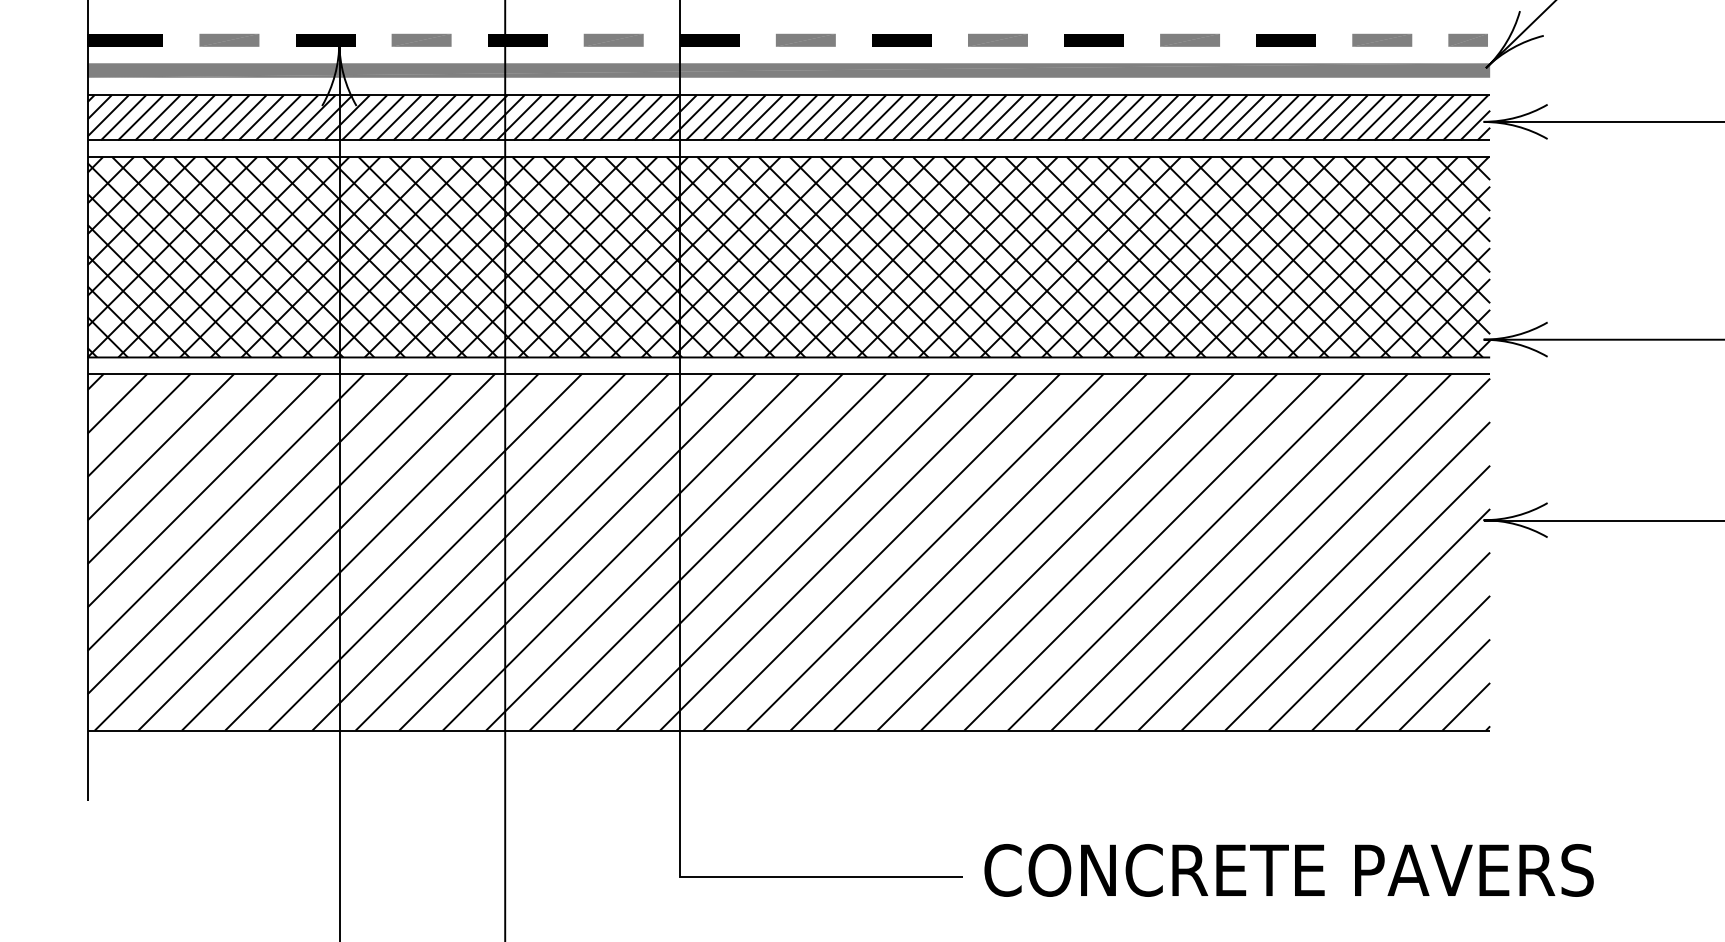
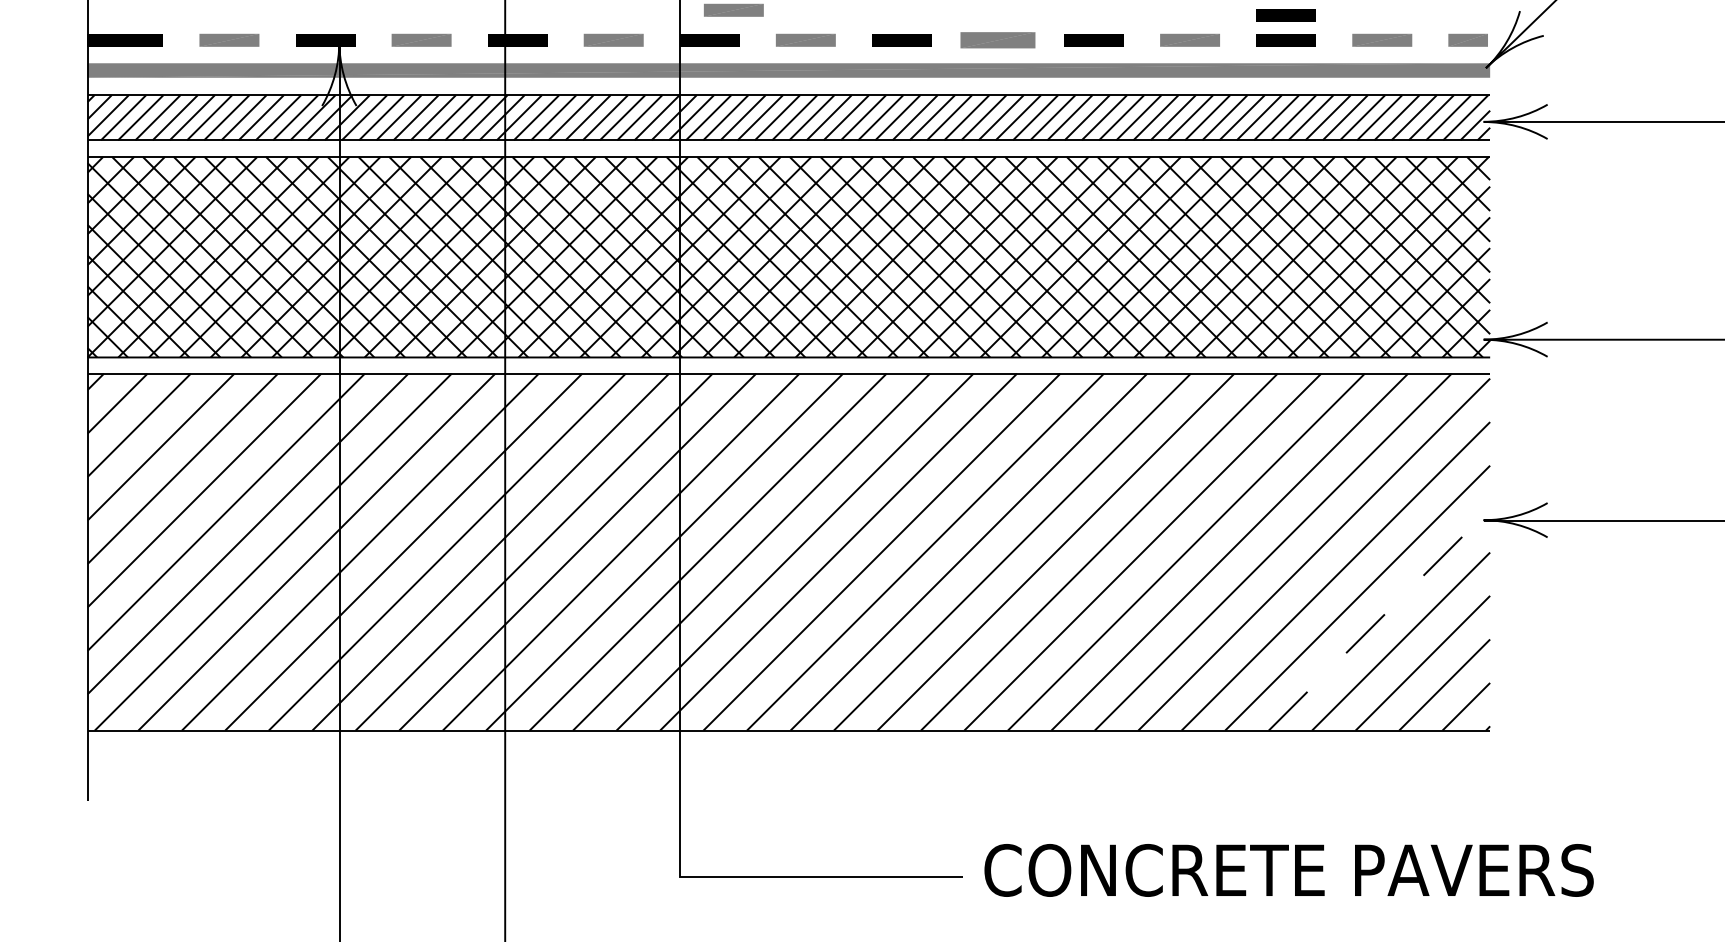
part: none -> present (733, 10)
line: none -> present (1285, 15)
part size: 60x13 px -> 76x17 px (997, 40)
line: solid -> dashed (1379, 619)
